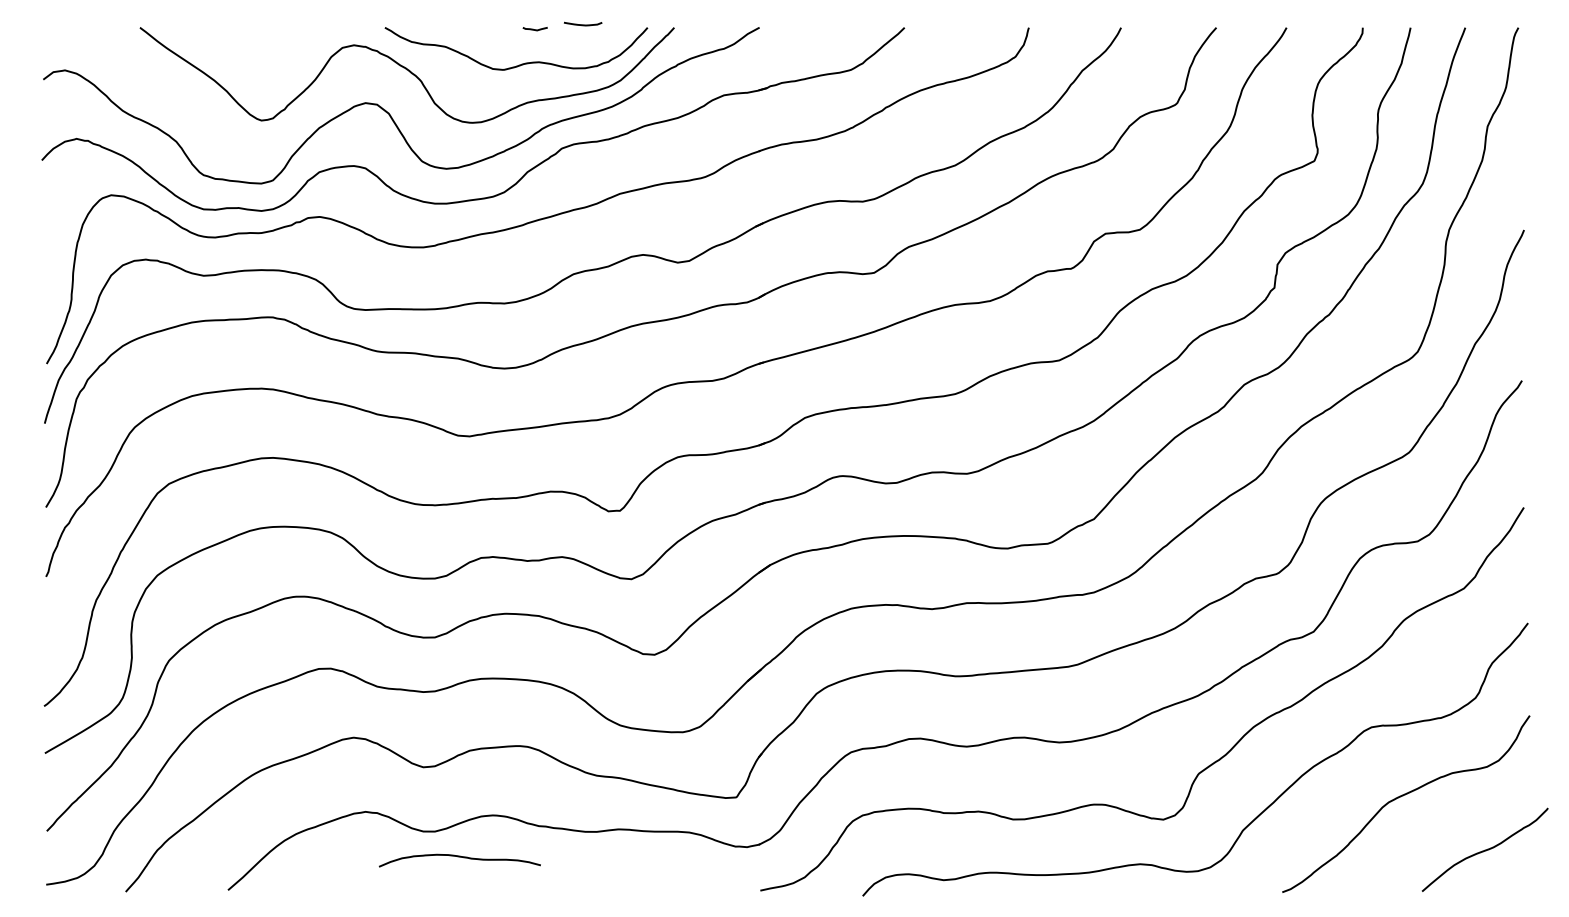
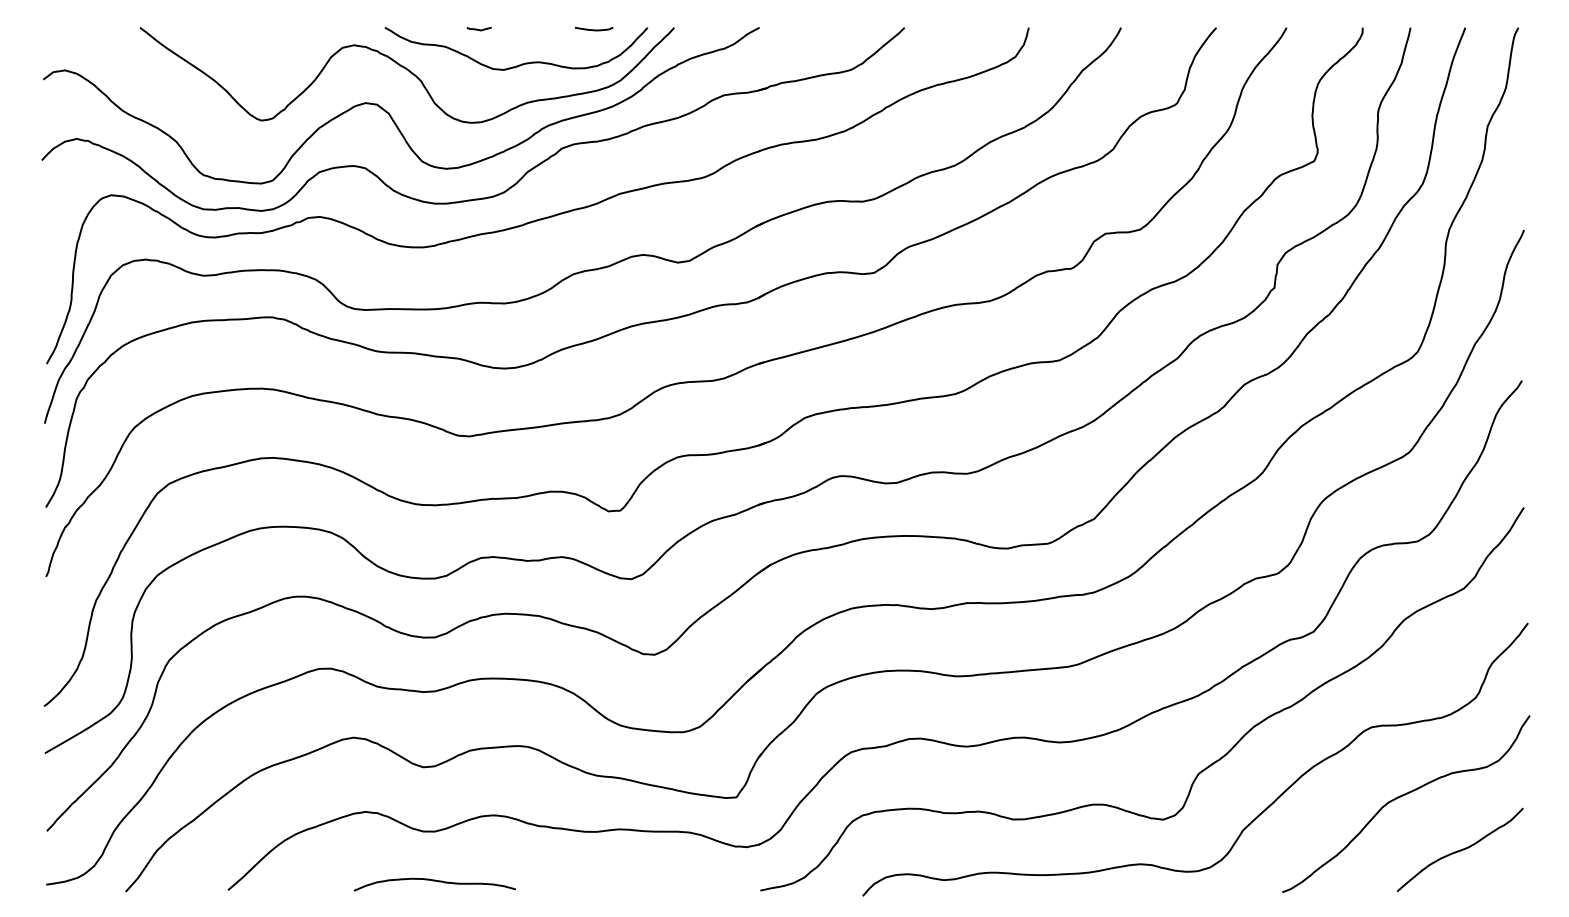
curve position: (583, 24) -> (594, 29) (594, 29)
curve position: (534, 29) -> (478, 29) (478, 29)
curve position: (1484, 849) -> (1459, 849) (1459, 849)
curve position: (459, 857) -> (434, 881) (434, 881)
